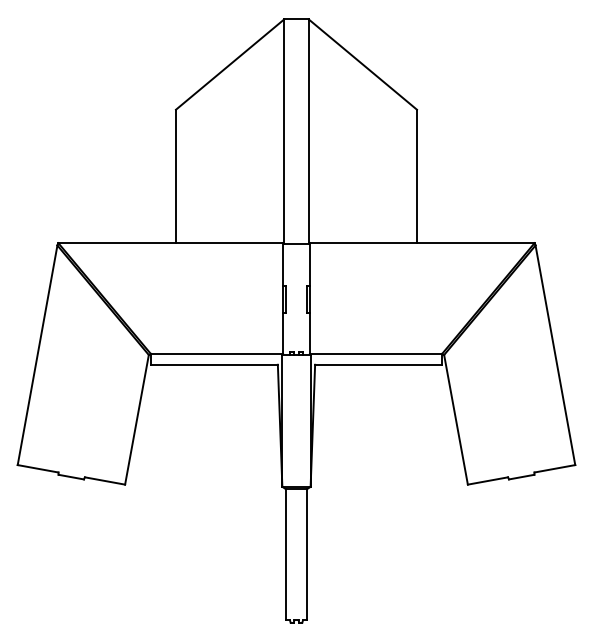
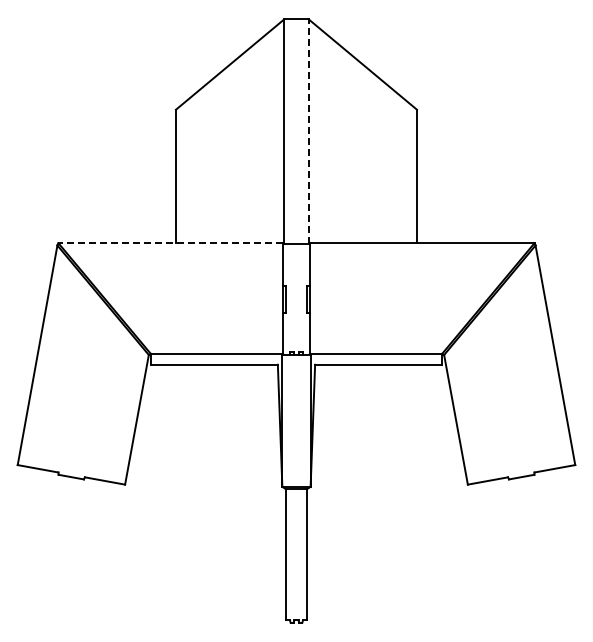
line: solid -> dashed (309, 131)
line: solid -> dashed (170, 243)
